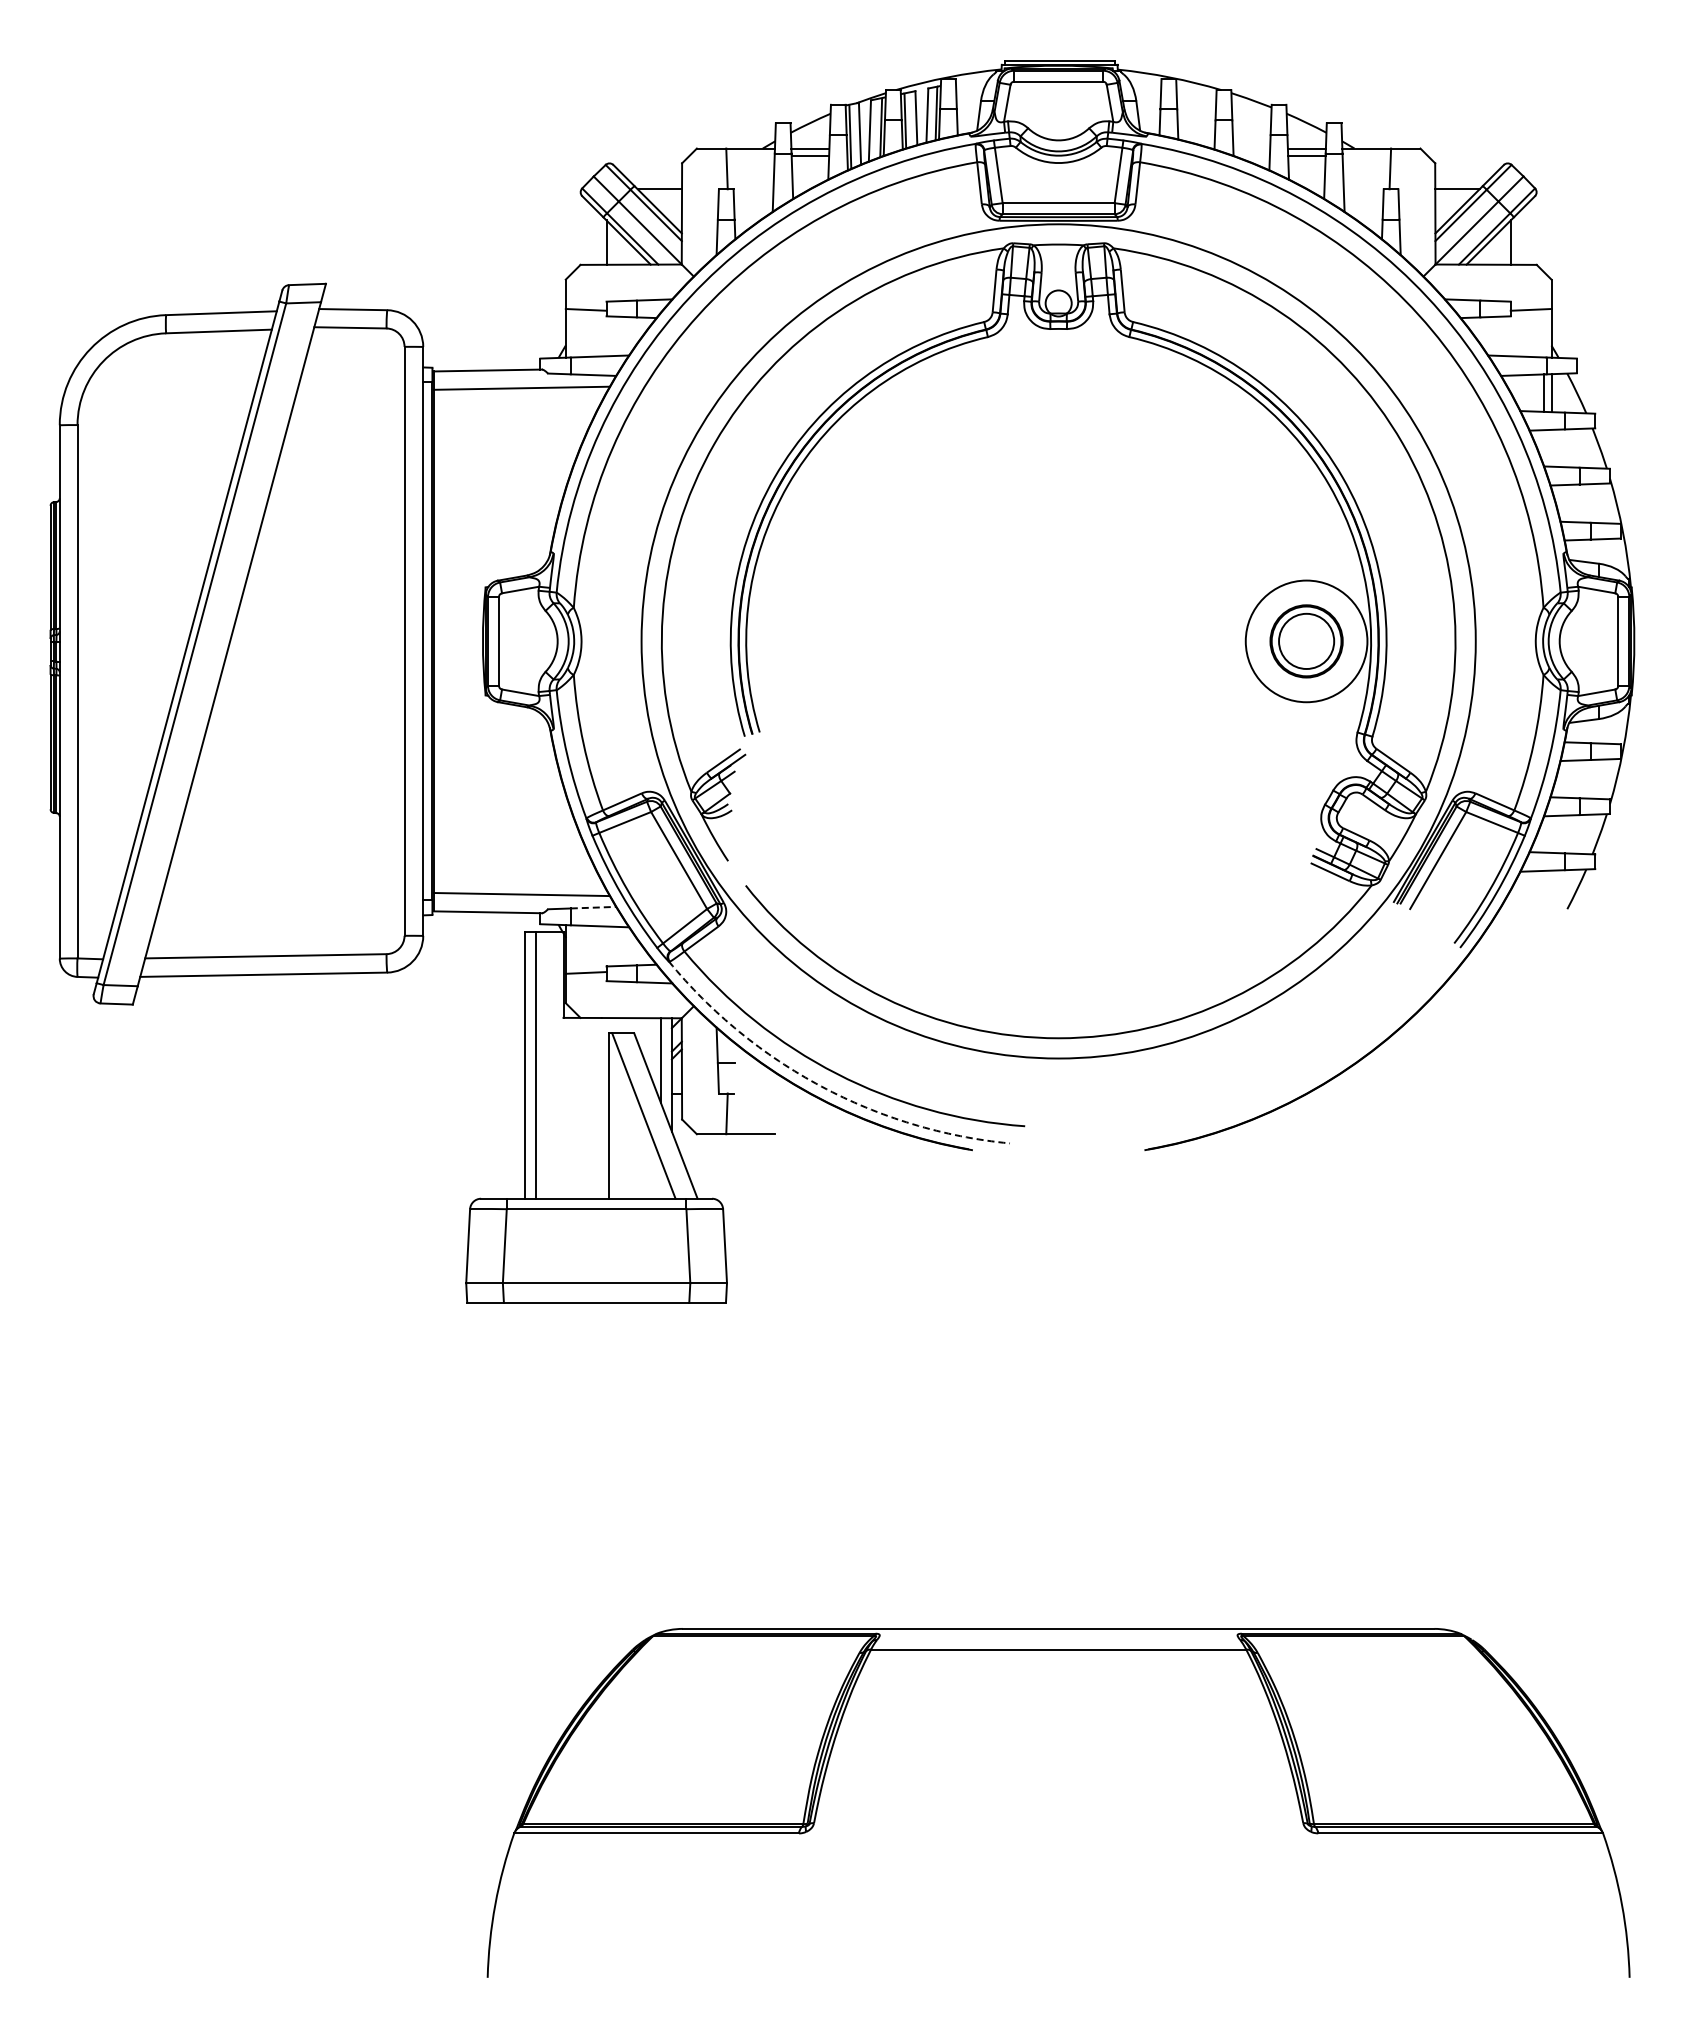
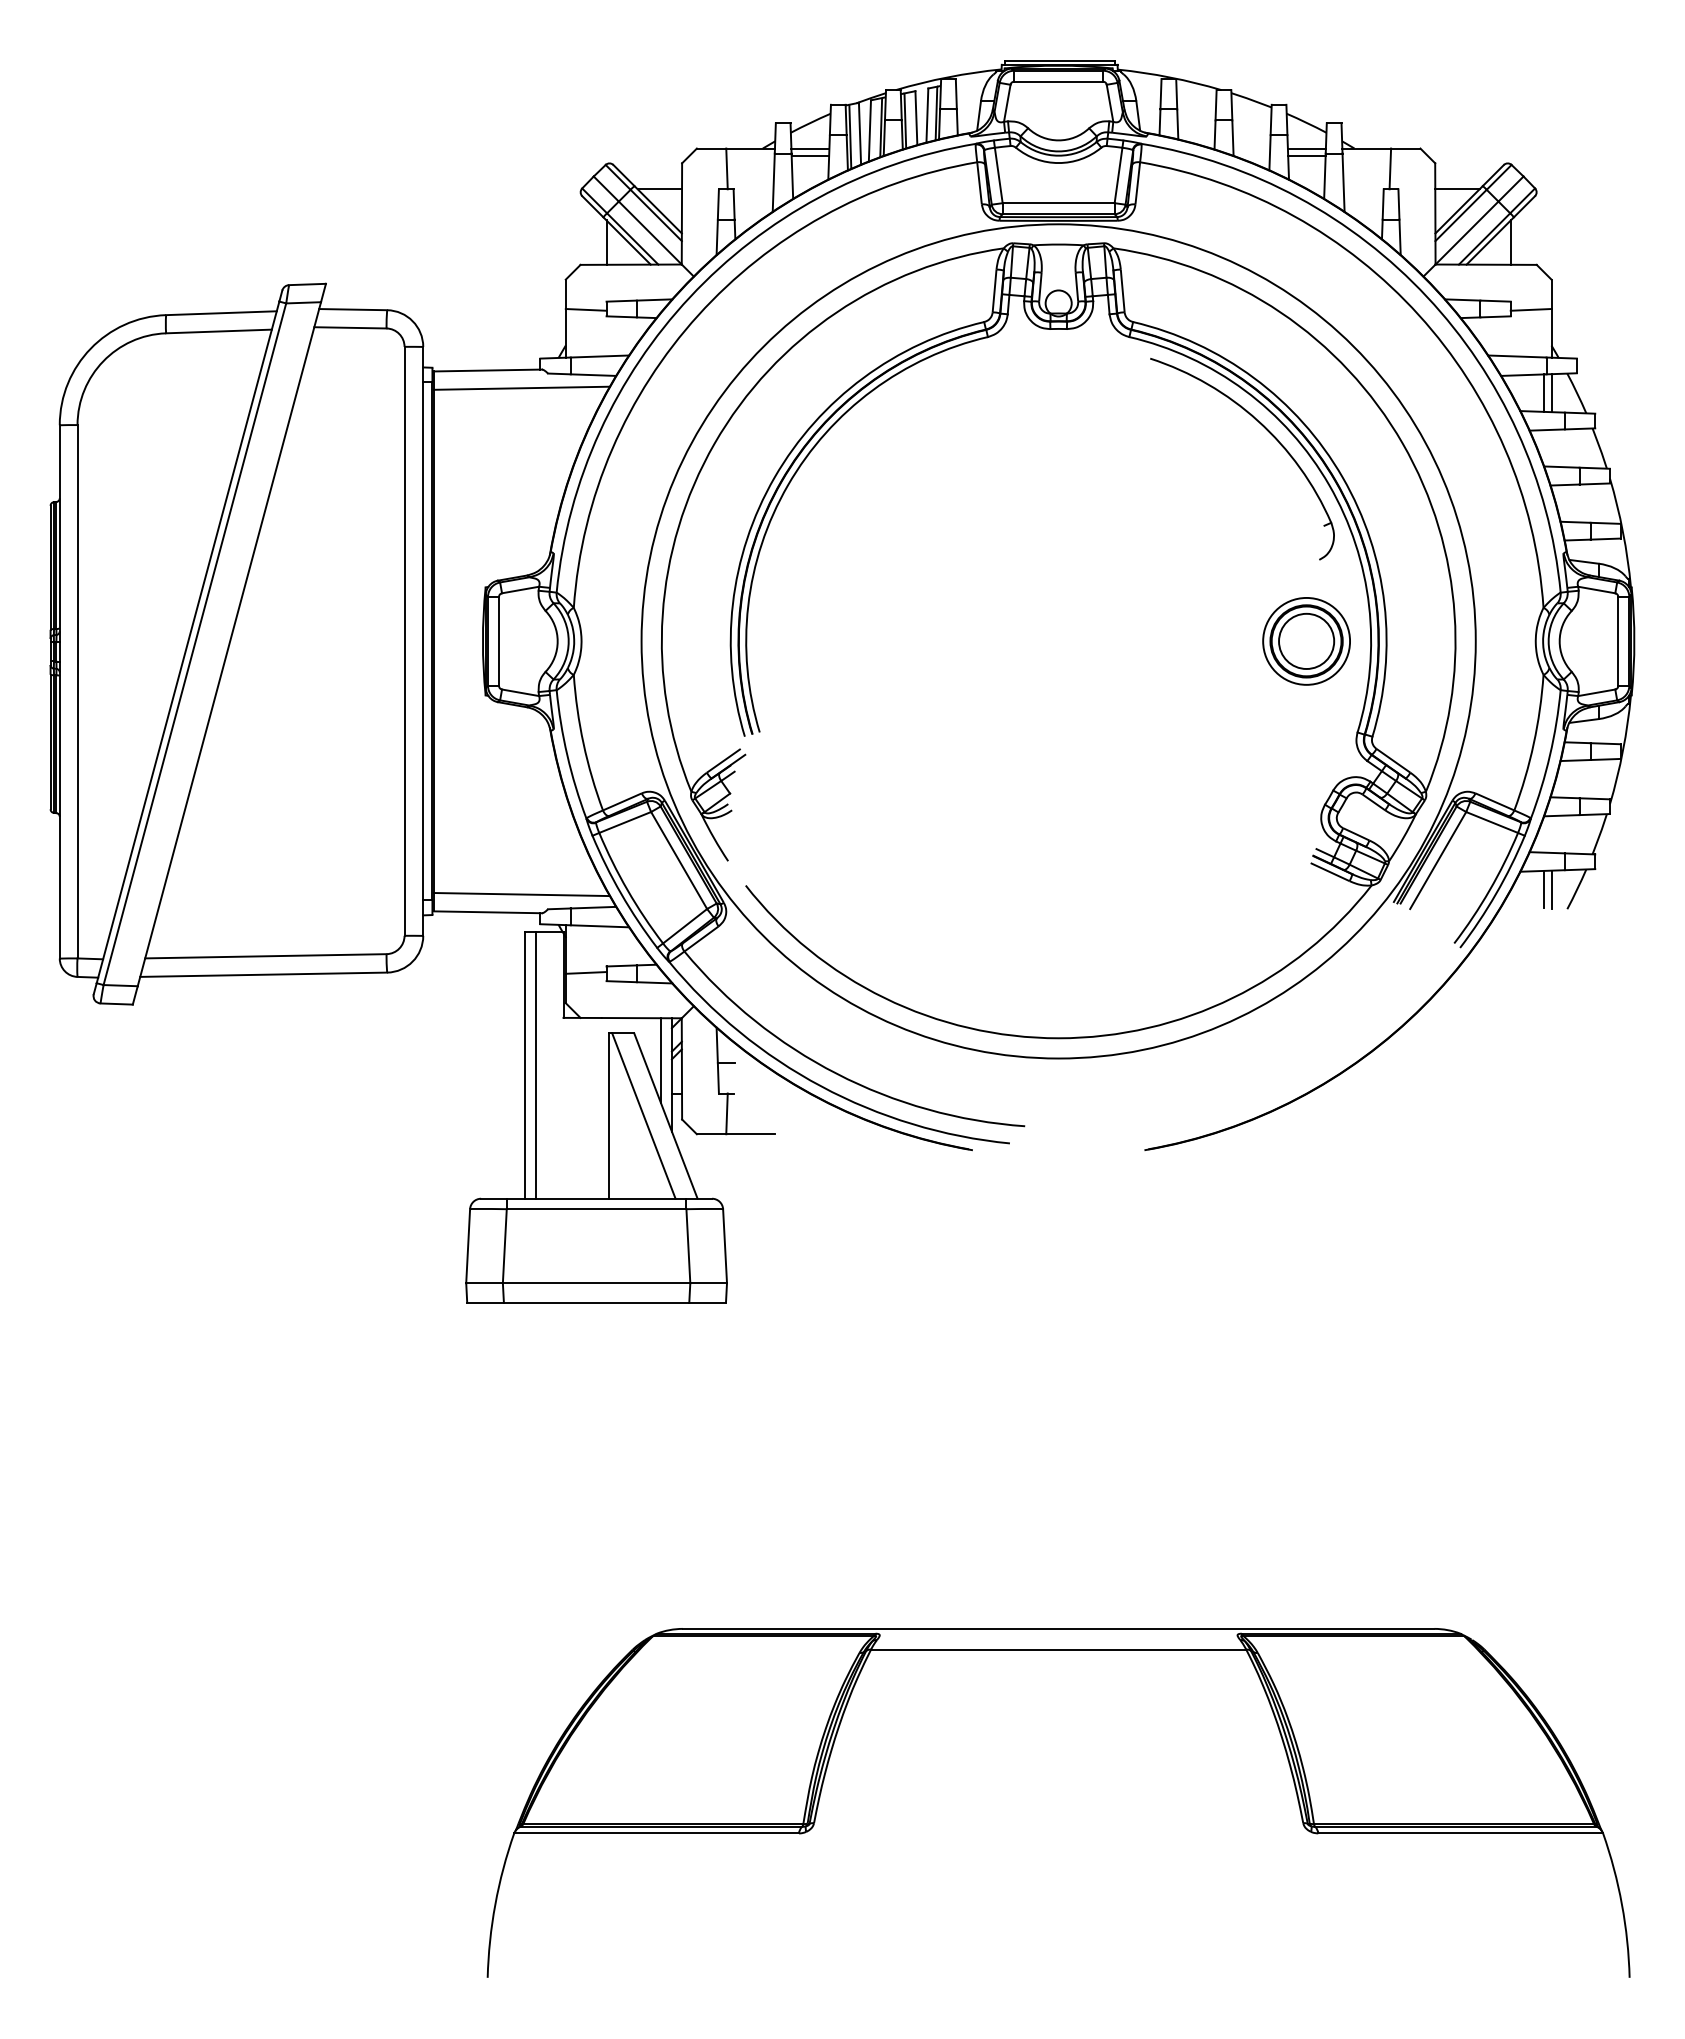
part: none -> present (1268, 432)
circle diameter: 122 px -> 87 px (1306, 640)
line: none -> present (1544, 889)
line: none -> present (1551, 889)
line: dashed -> solid (593, 907)
arc: dashed -> solid (821, 1086)
